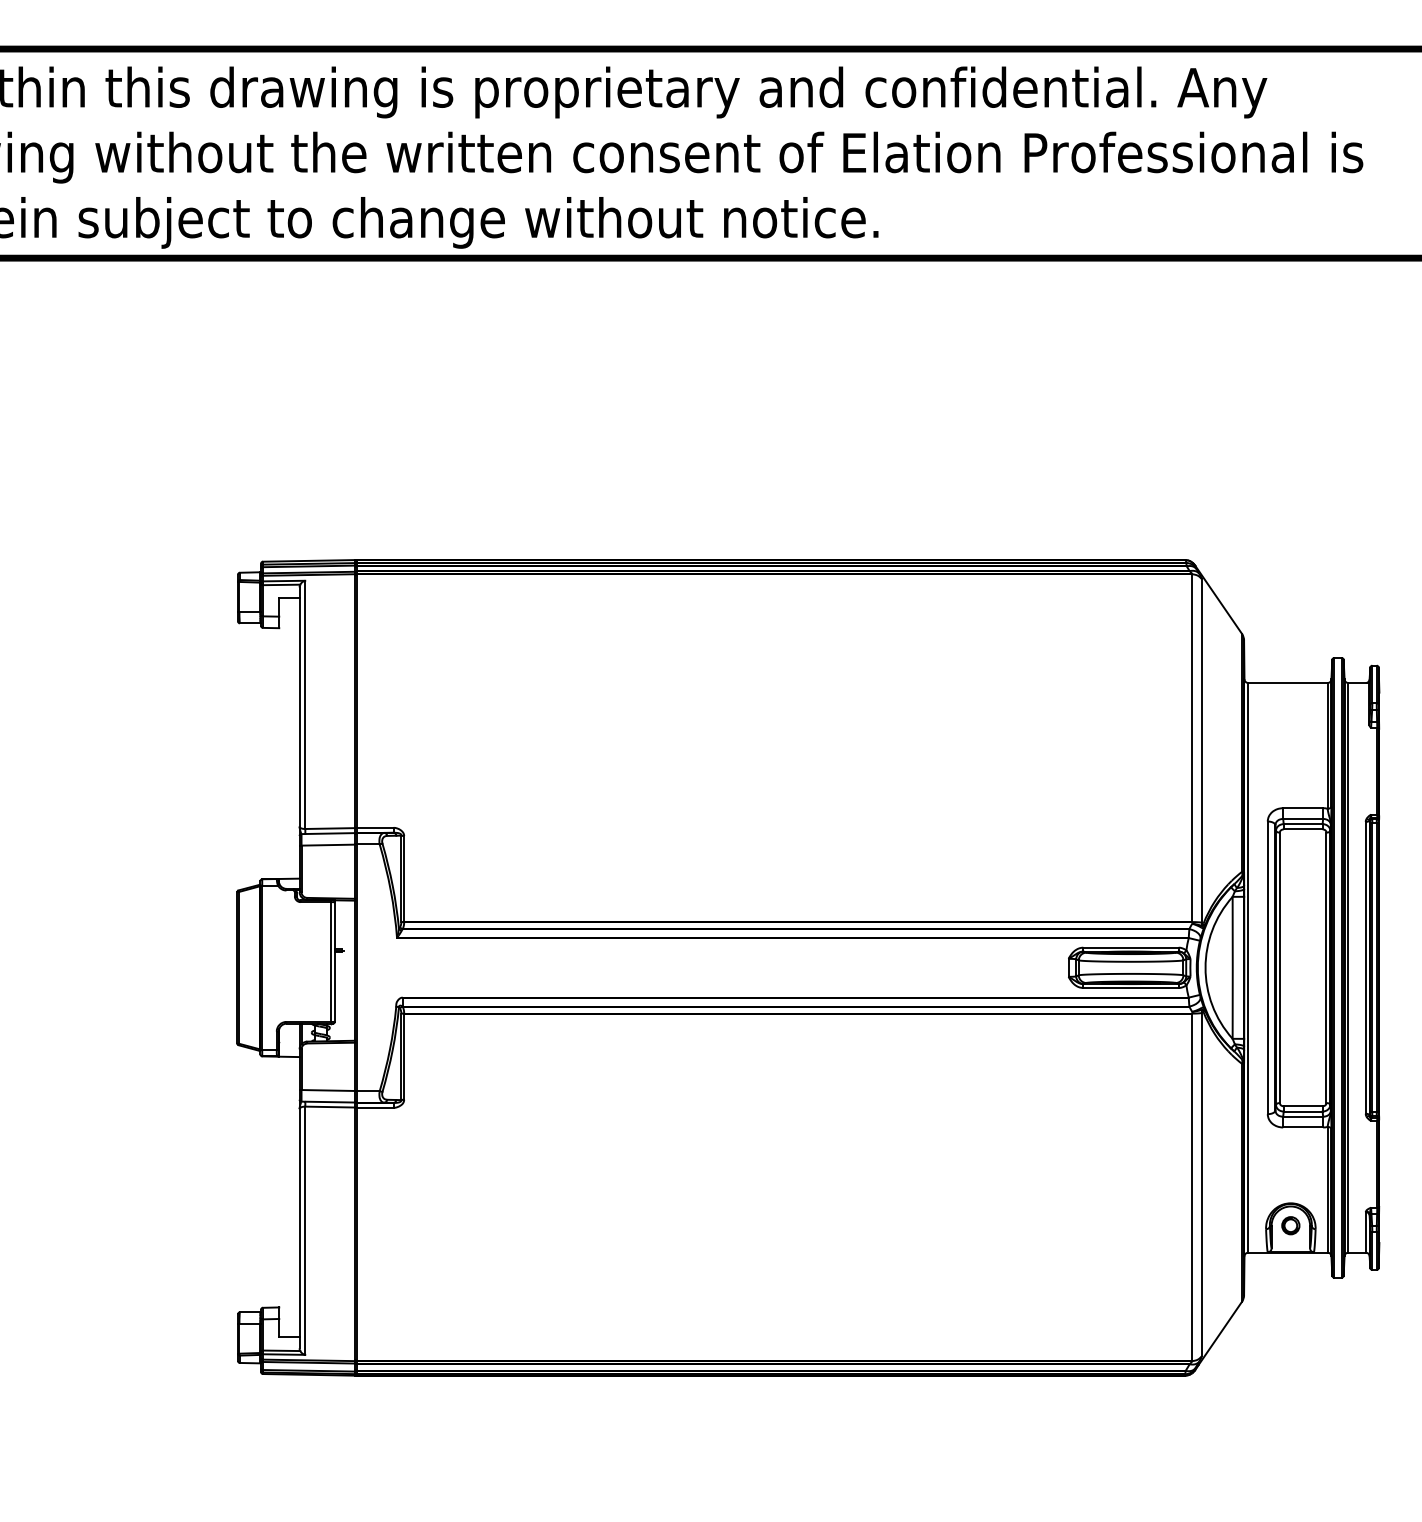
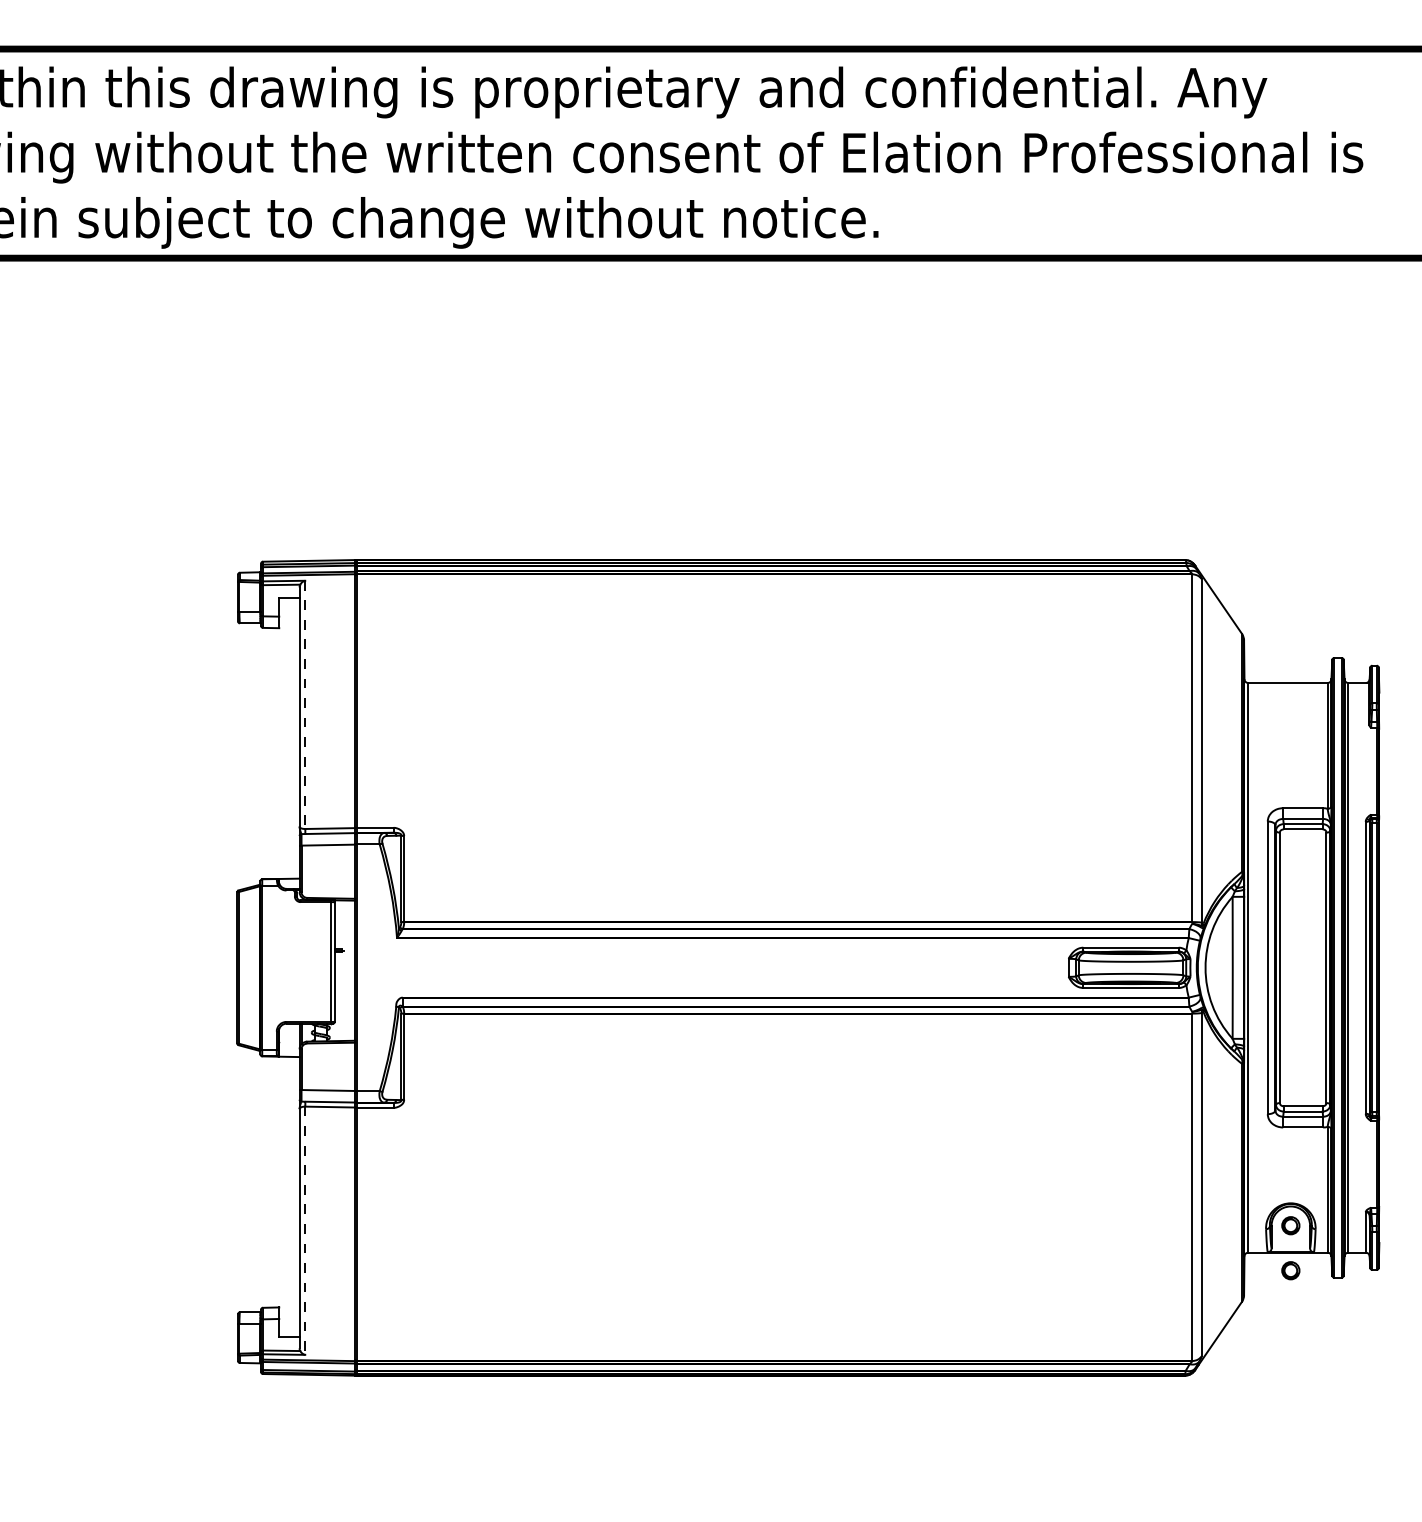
line: solid -> dashed (305, 705)
line: solid -> dashed (305, 1231)
part: none -> present (1290, 1270)
